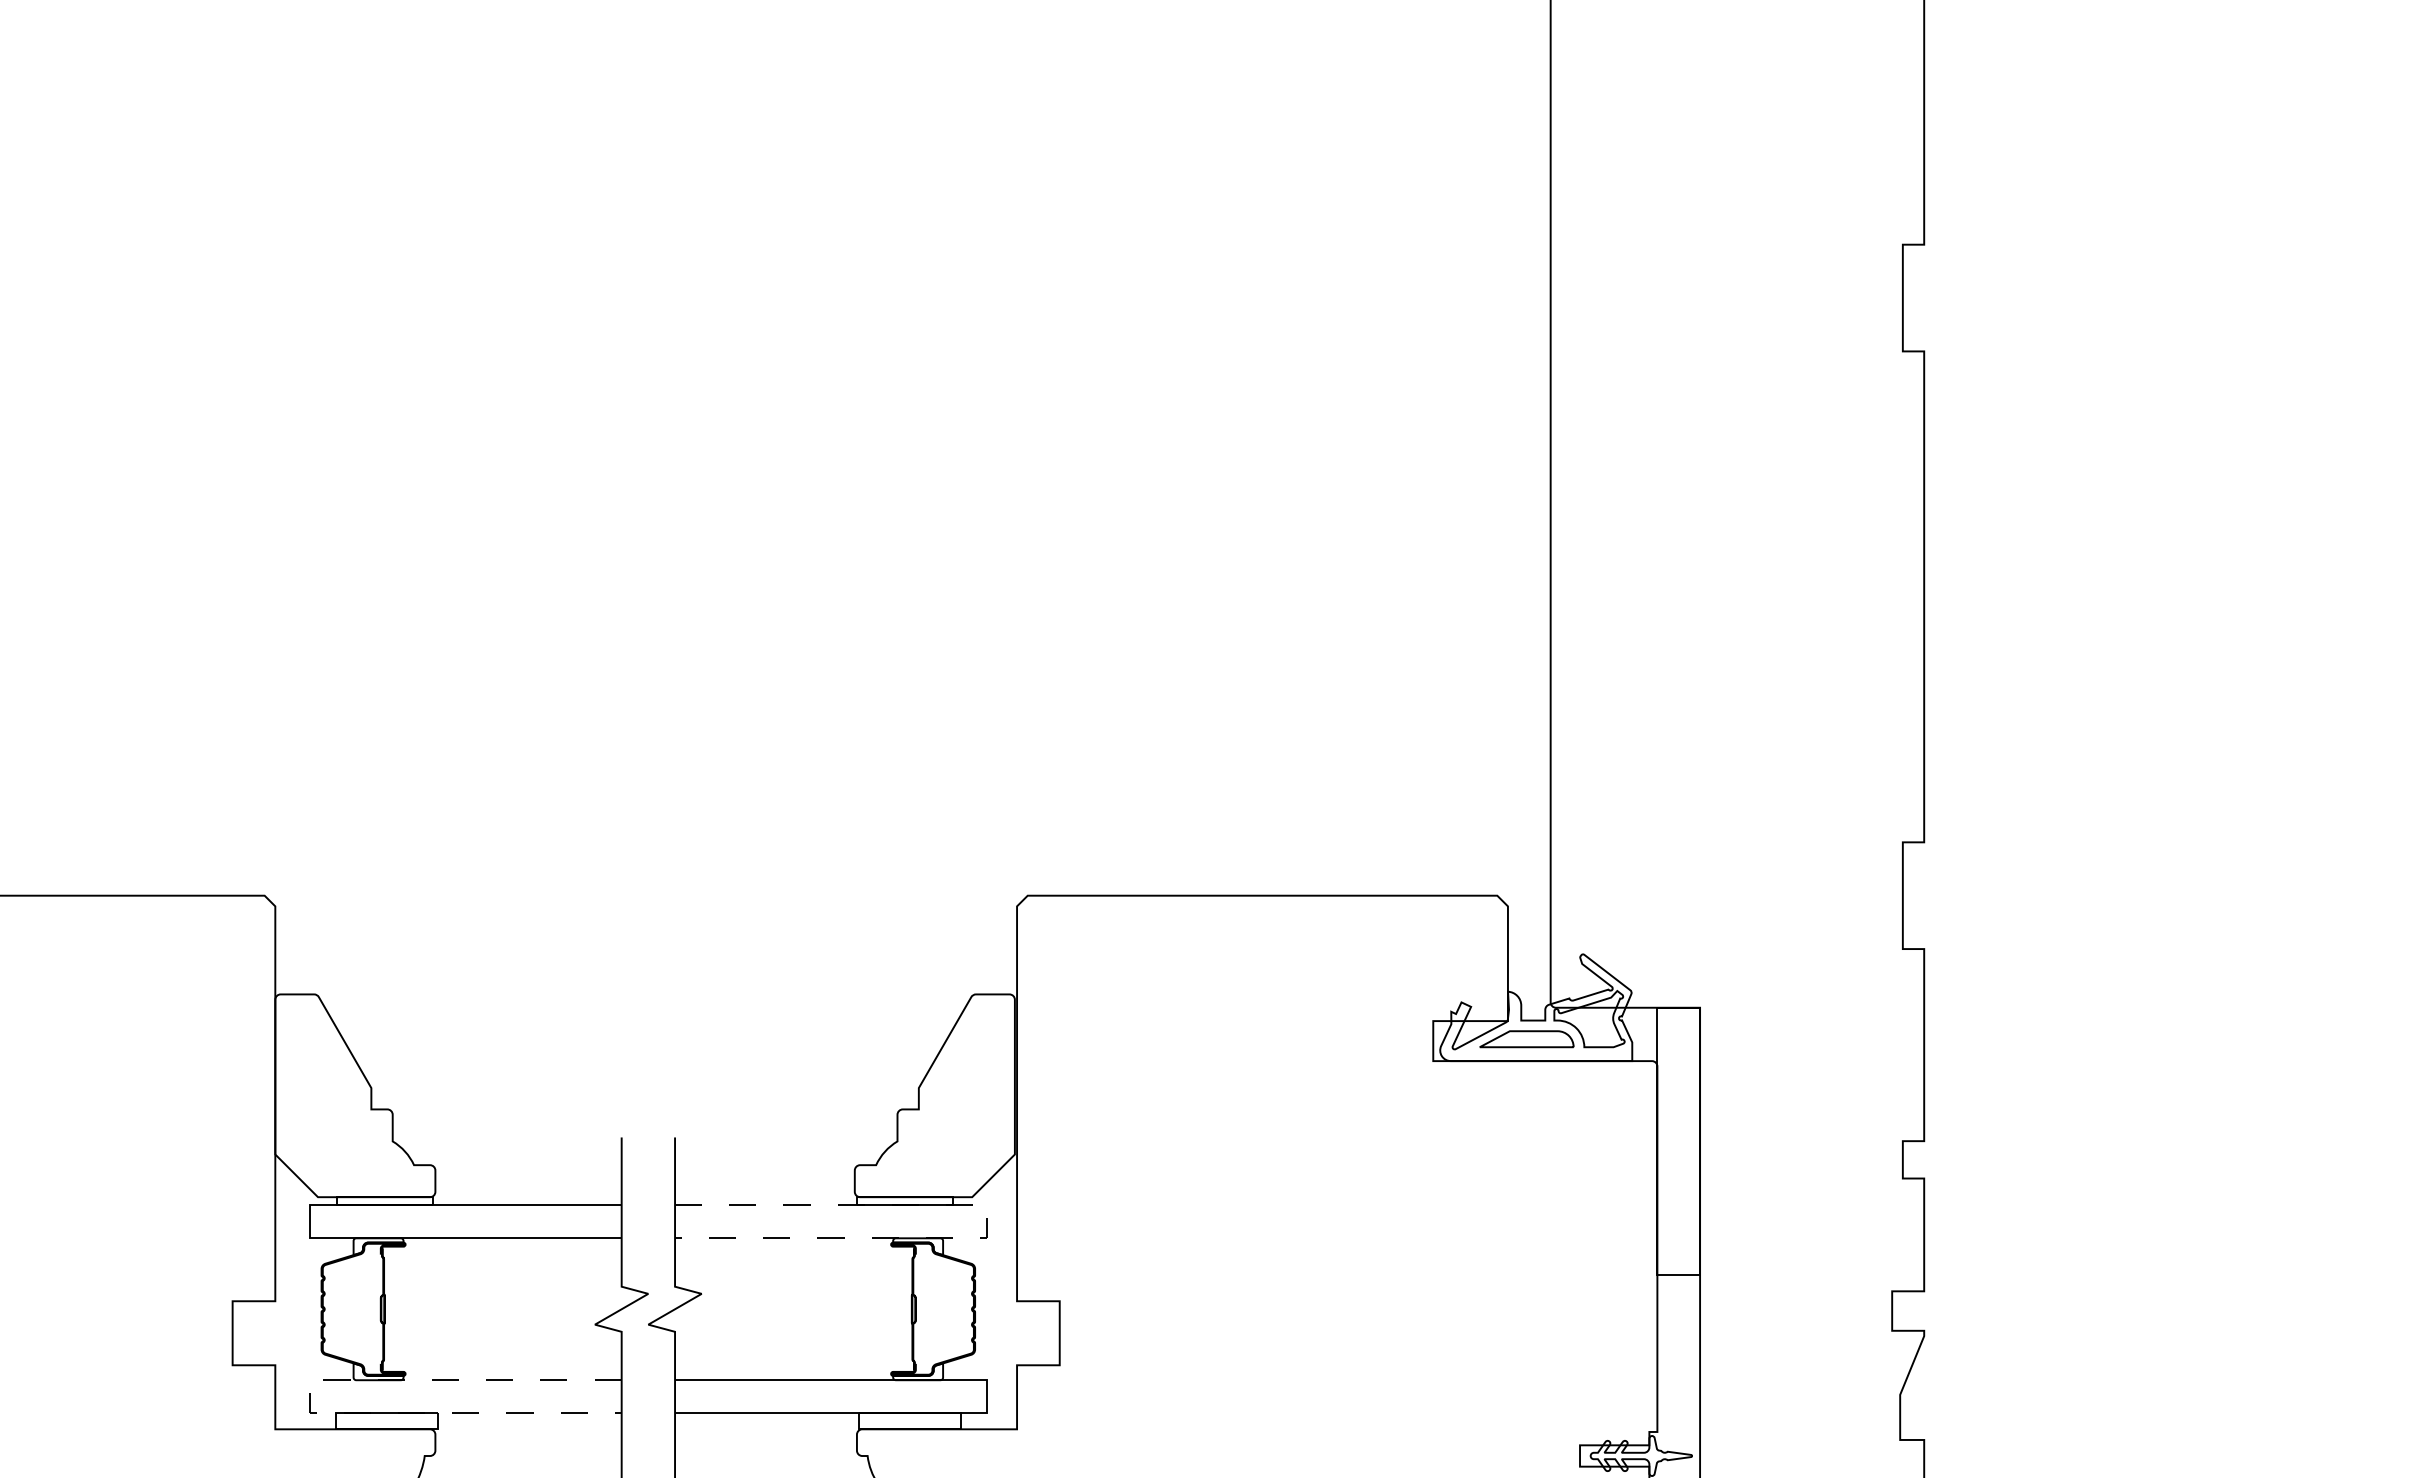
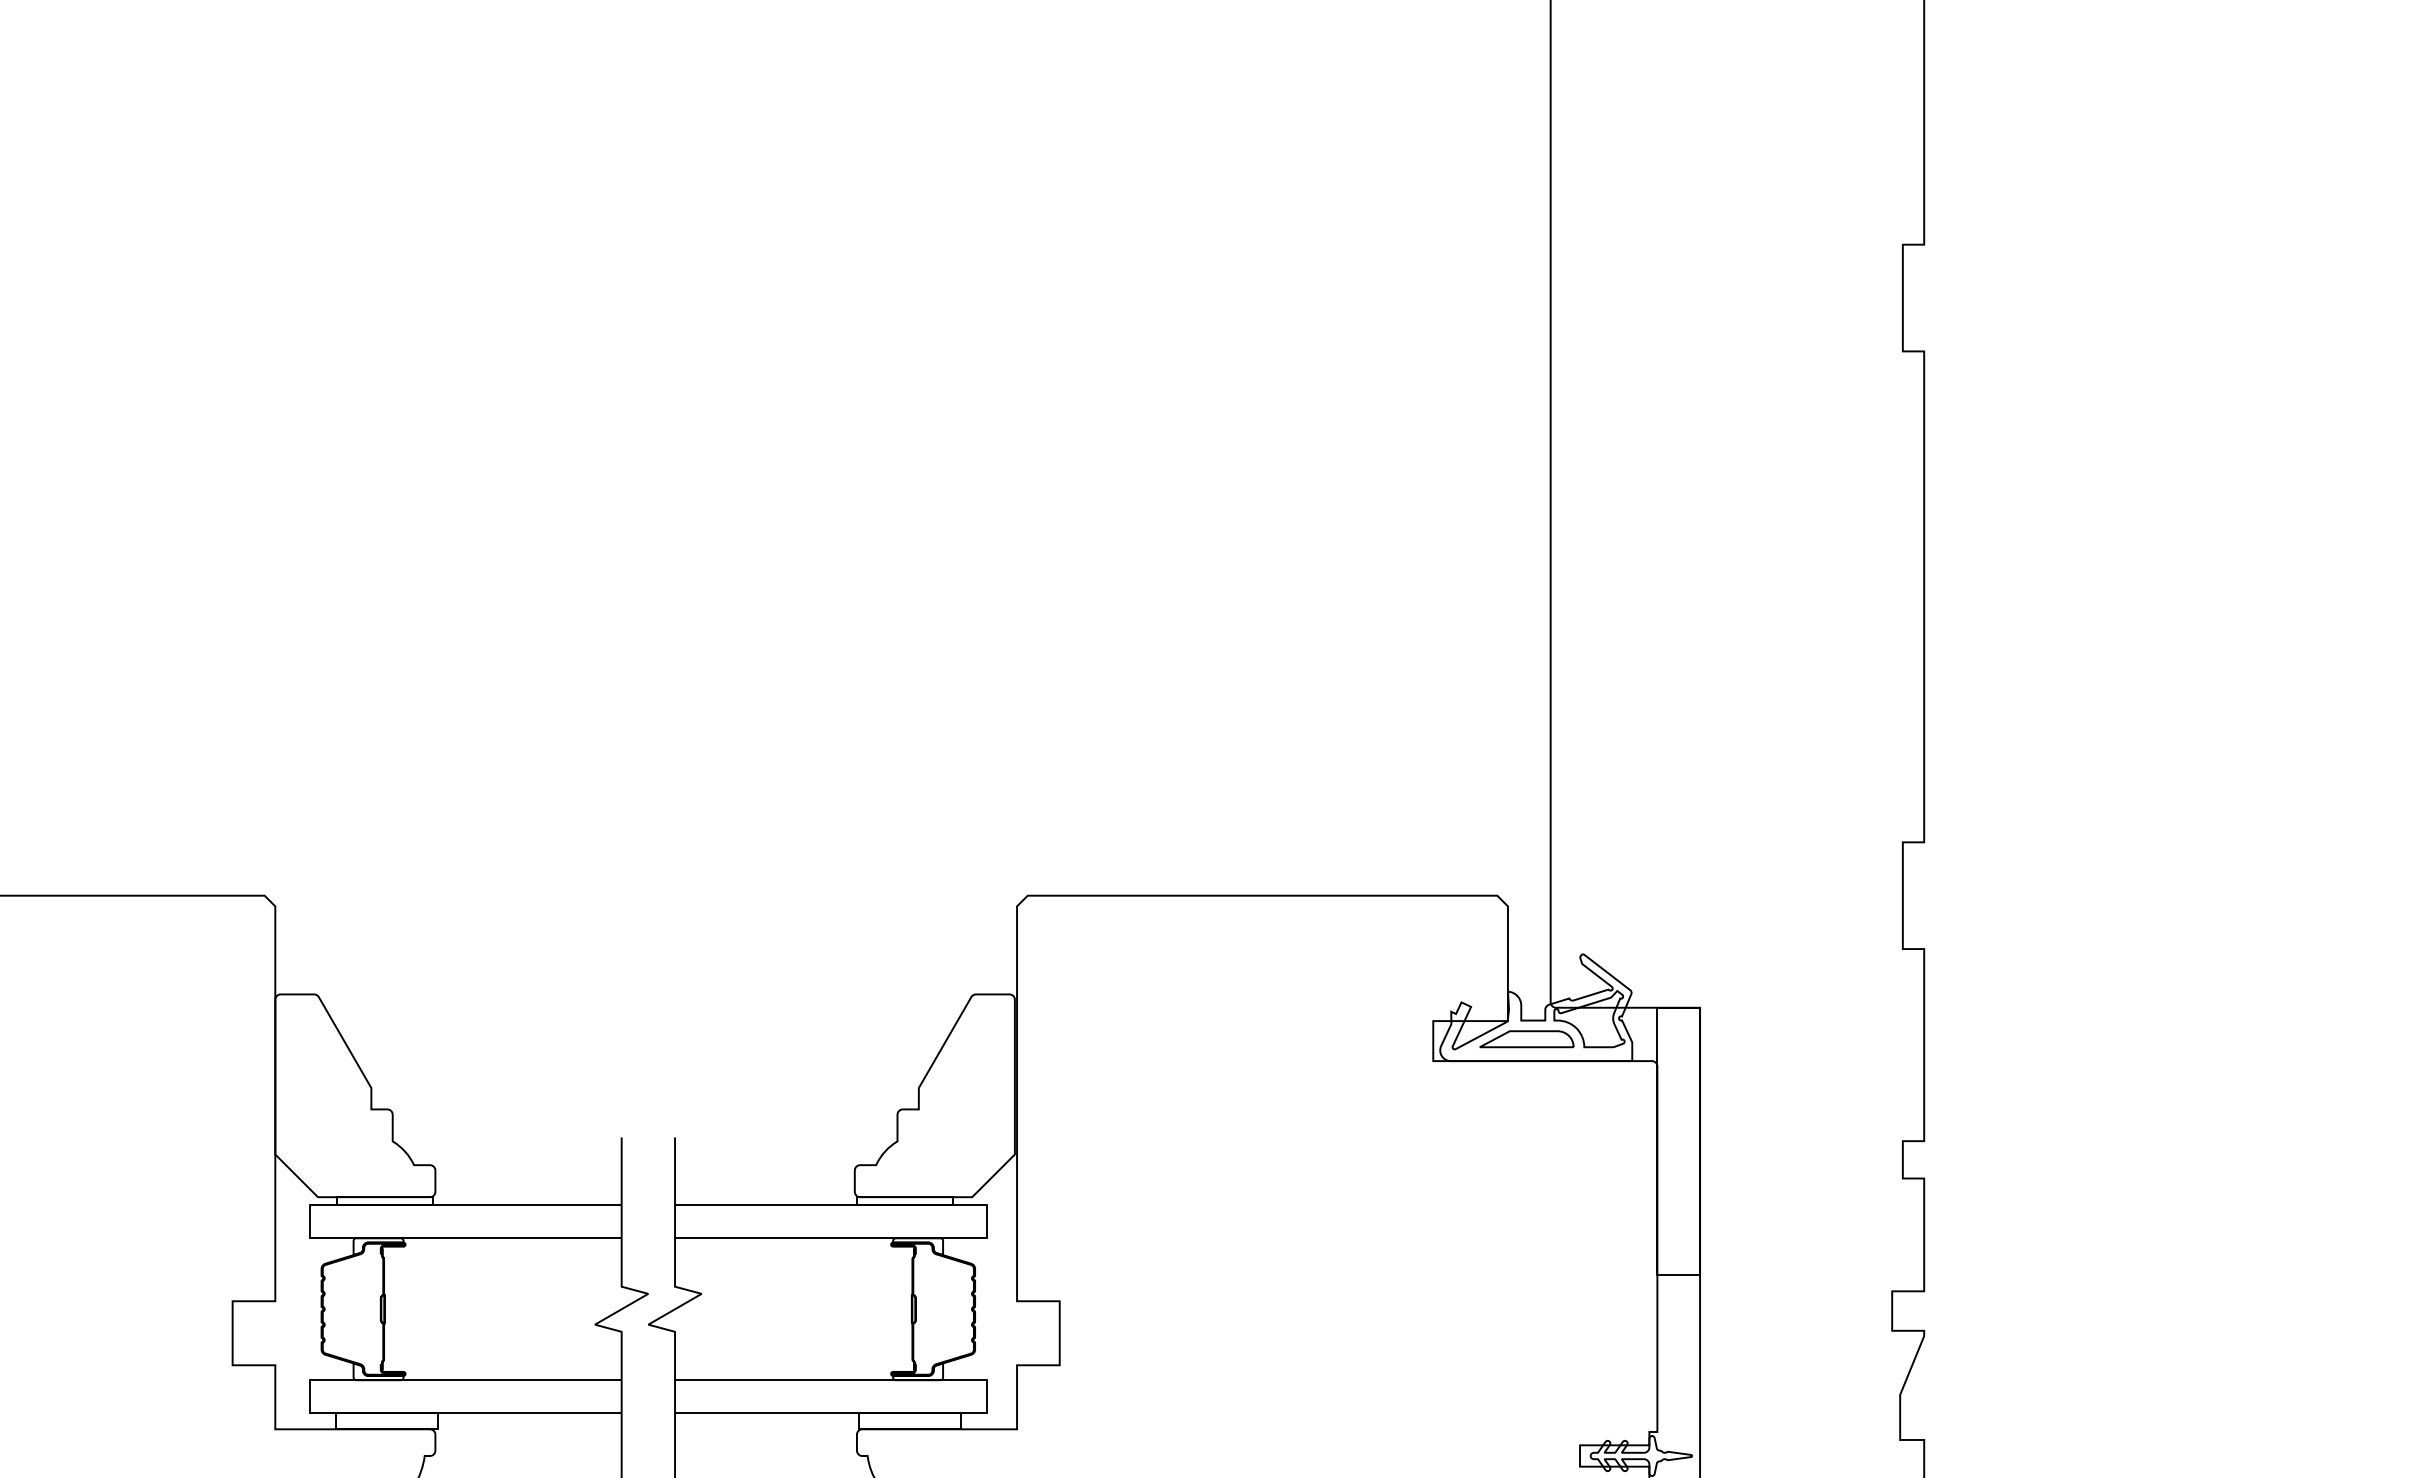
line: dashed -> solid (987, 1221)
line: dashed -> solid (309, 1396)
